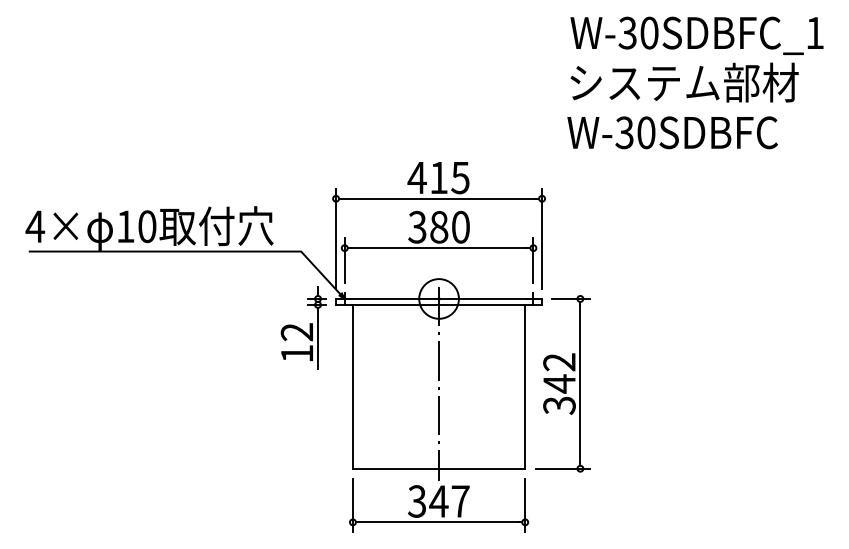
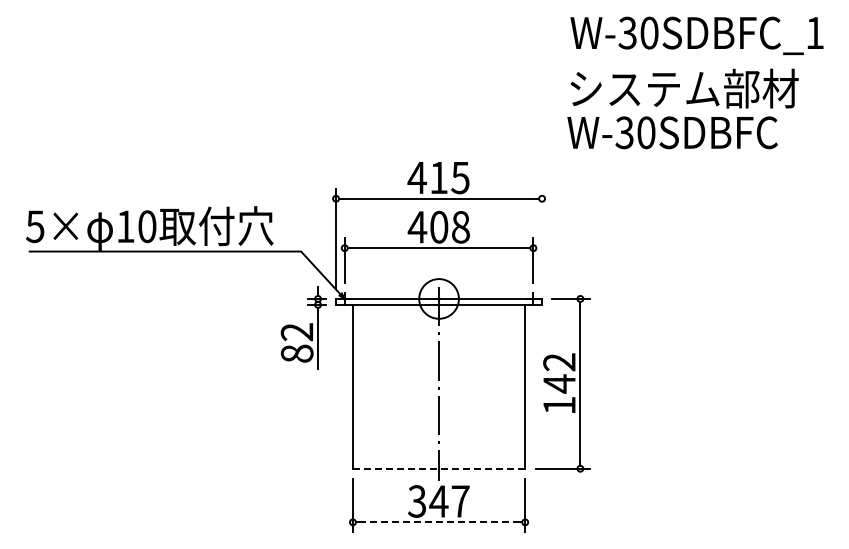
text position: (684, 82) -> (684, 88) (684, 88)
text: 4× -> 5× (35, 226)
text: 380 -> 408 (438, 226)
line: present -> none (542, 238)
text: 12 -> 82 (296, 353)
text: 342 -> 142 (559, 405)
line: solid -> dashed (439, 468)
line: solid -> dashed (439, 522)
